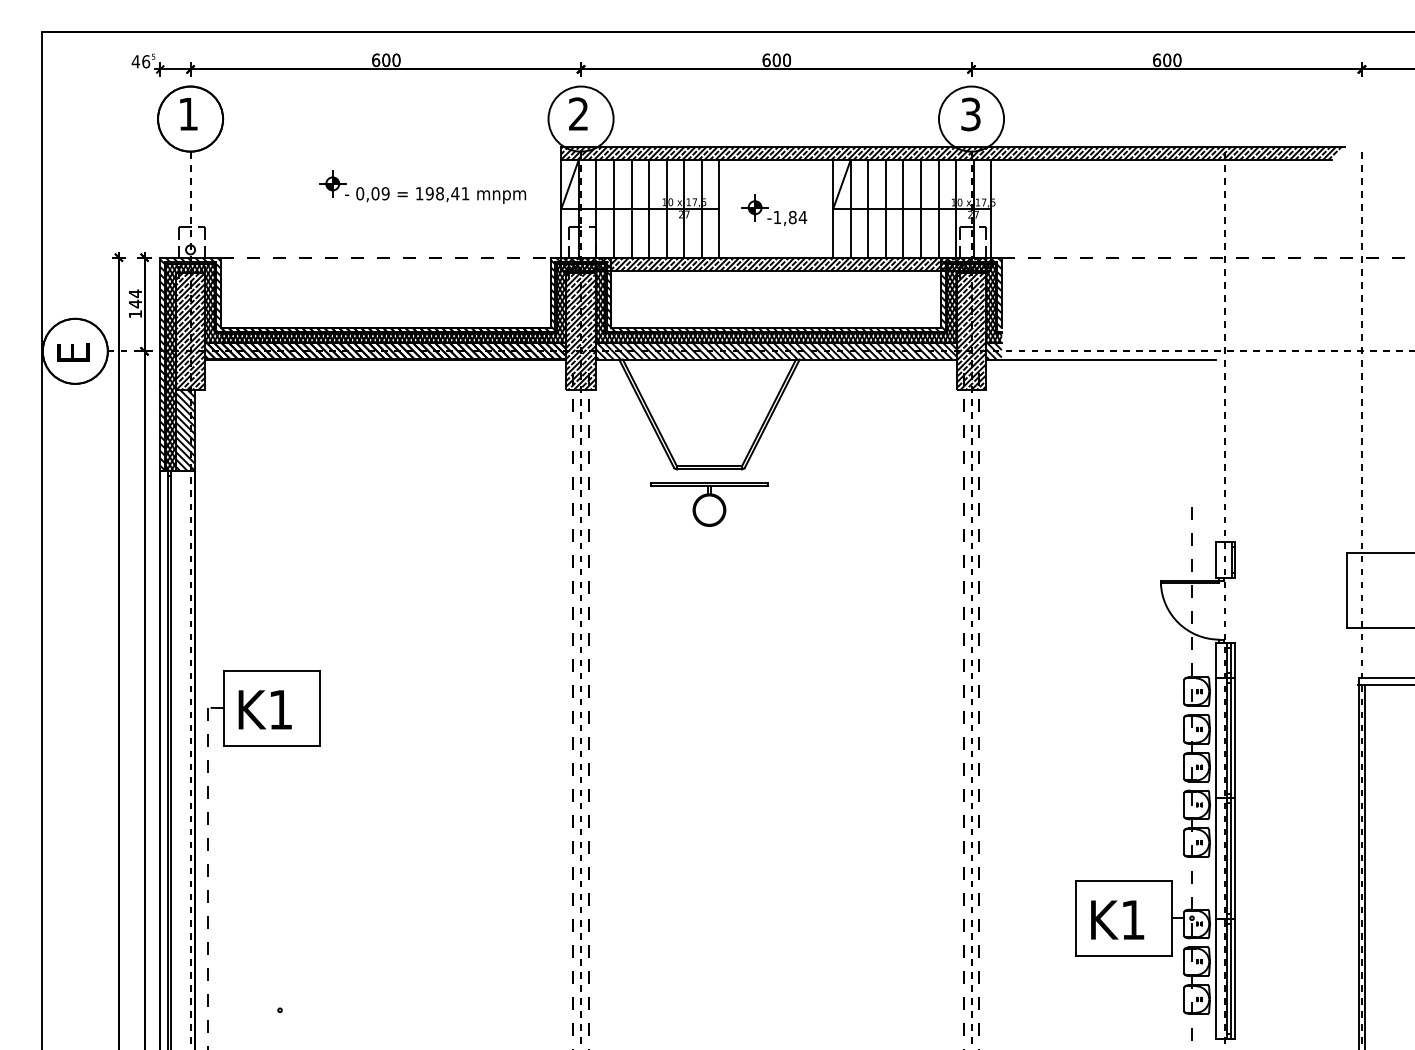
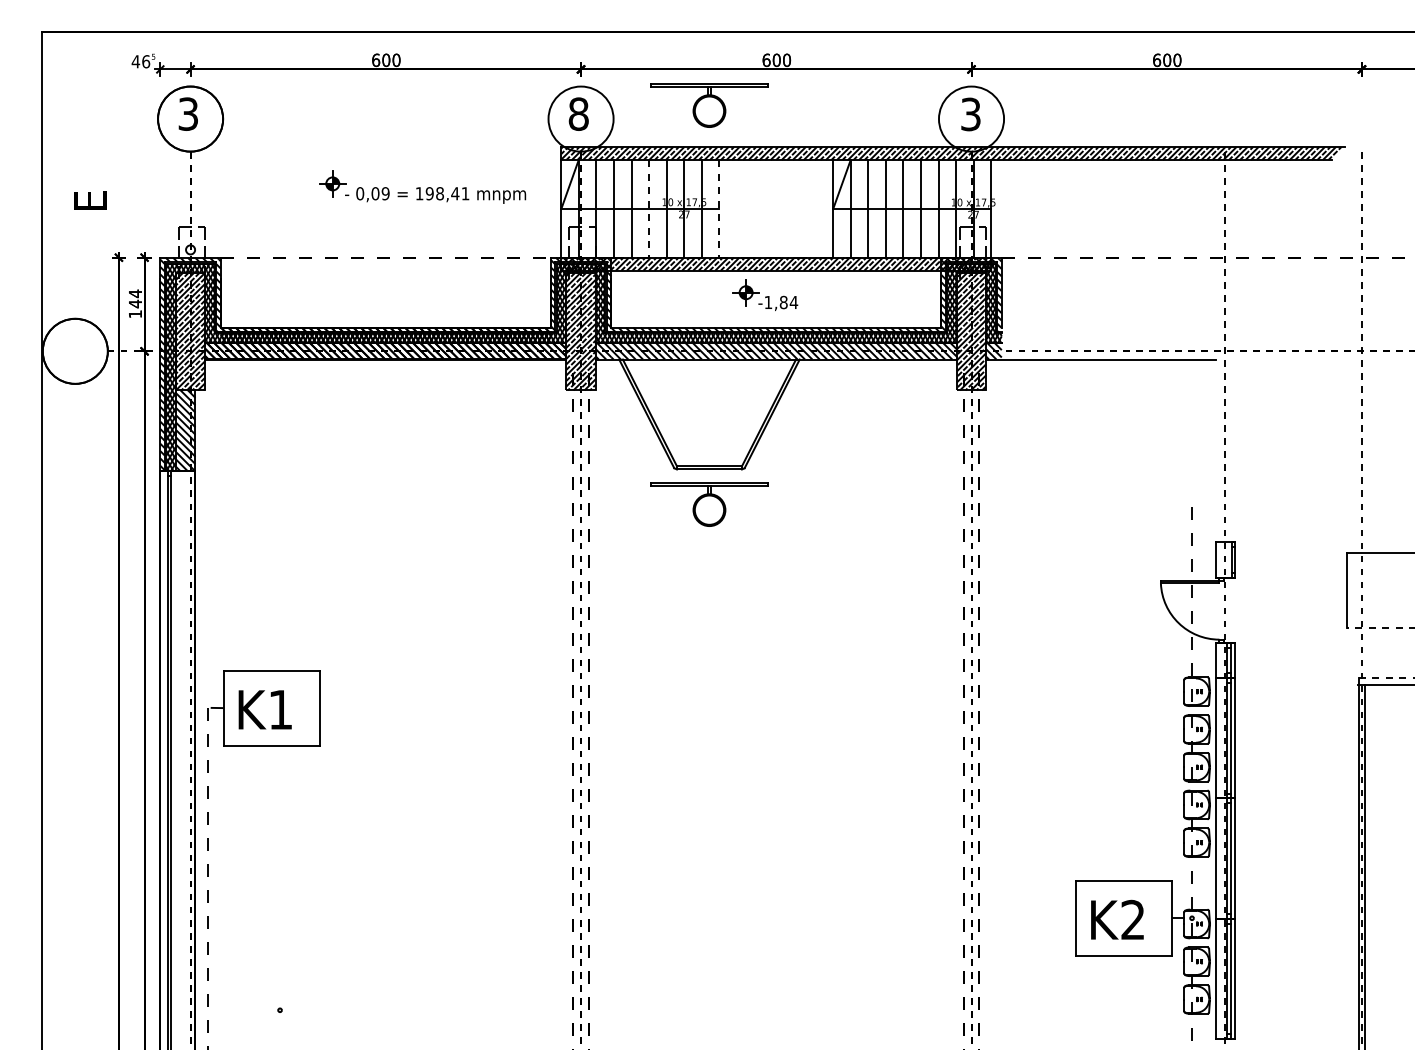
part: none -> present (709, 105)
text: 1 -> 3 (187, 113)
text: 2 -> 8 (578, 113)
line: solid -> dashed (649, 208)
line: solid -> dashed (719, 208)
part position: (774, 209) -> (765, 294) (765, 294)
text position: (73, 352) -> (90, 200) (90, 200)
line: solid -> dashed (1380, 627)
line: solid -> dashed (1386, 678)
text: K1 -> K2 (1132, 919)
